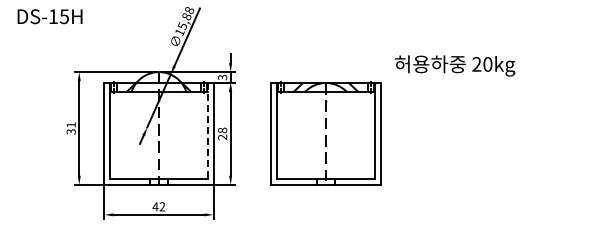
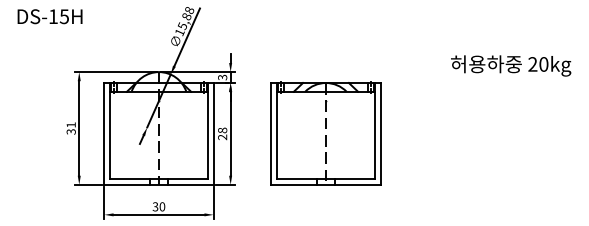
text position: (455, 65) -> (511, 65) (511, 65)
line: dashed -> solid (208, 131)
text: 42 -> 30 (158, 206)
